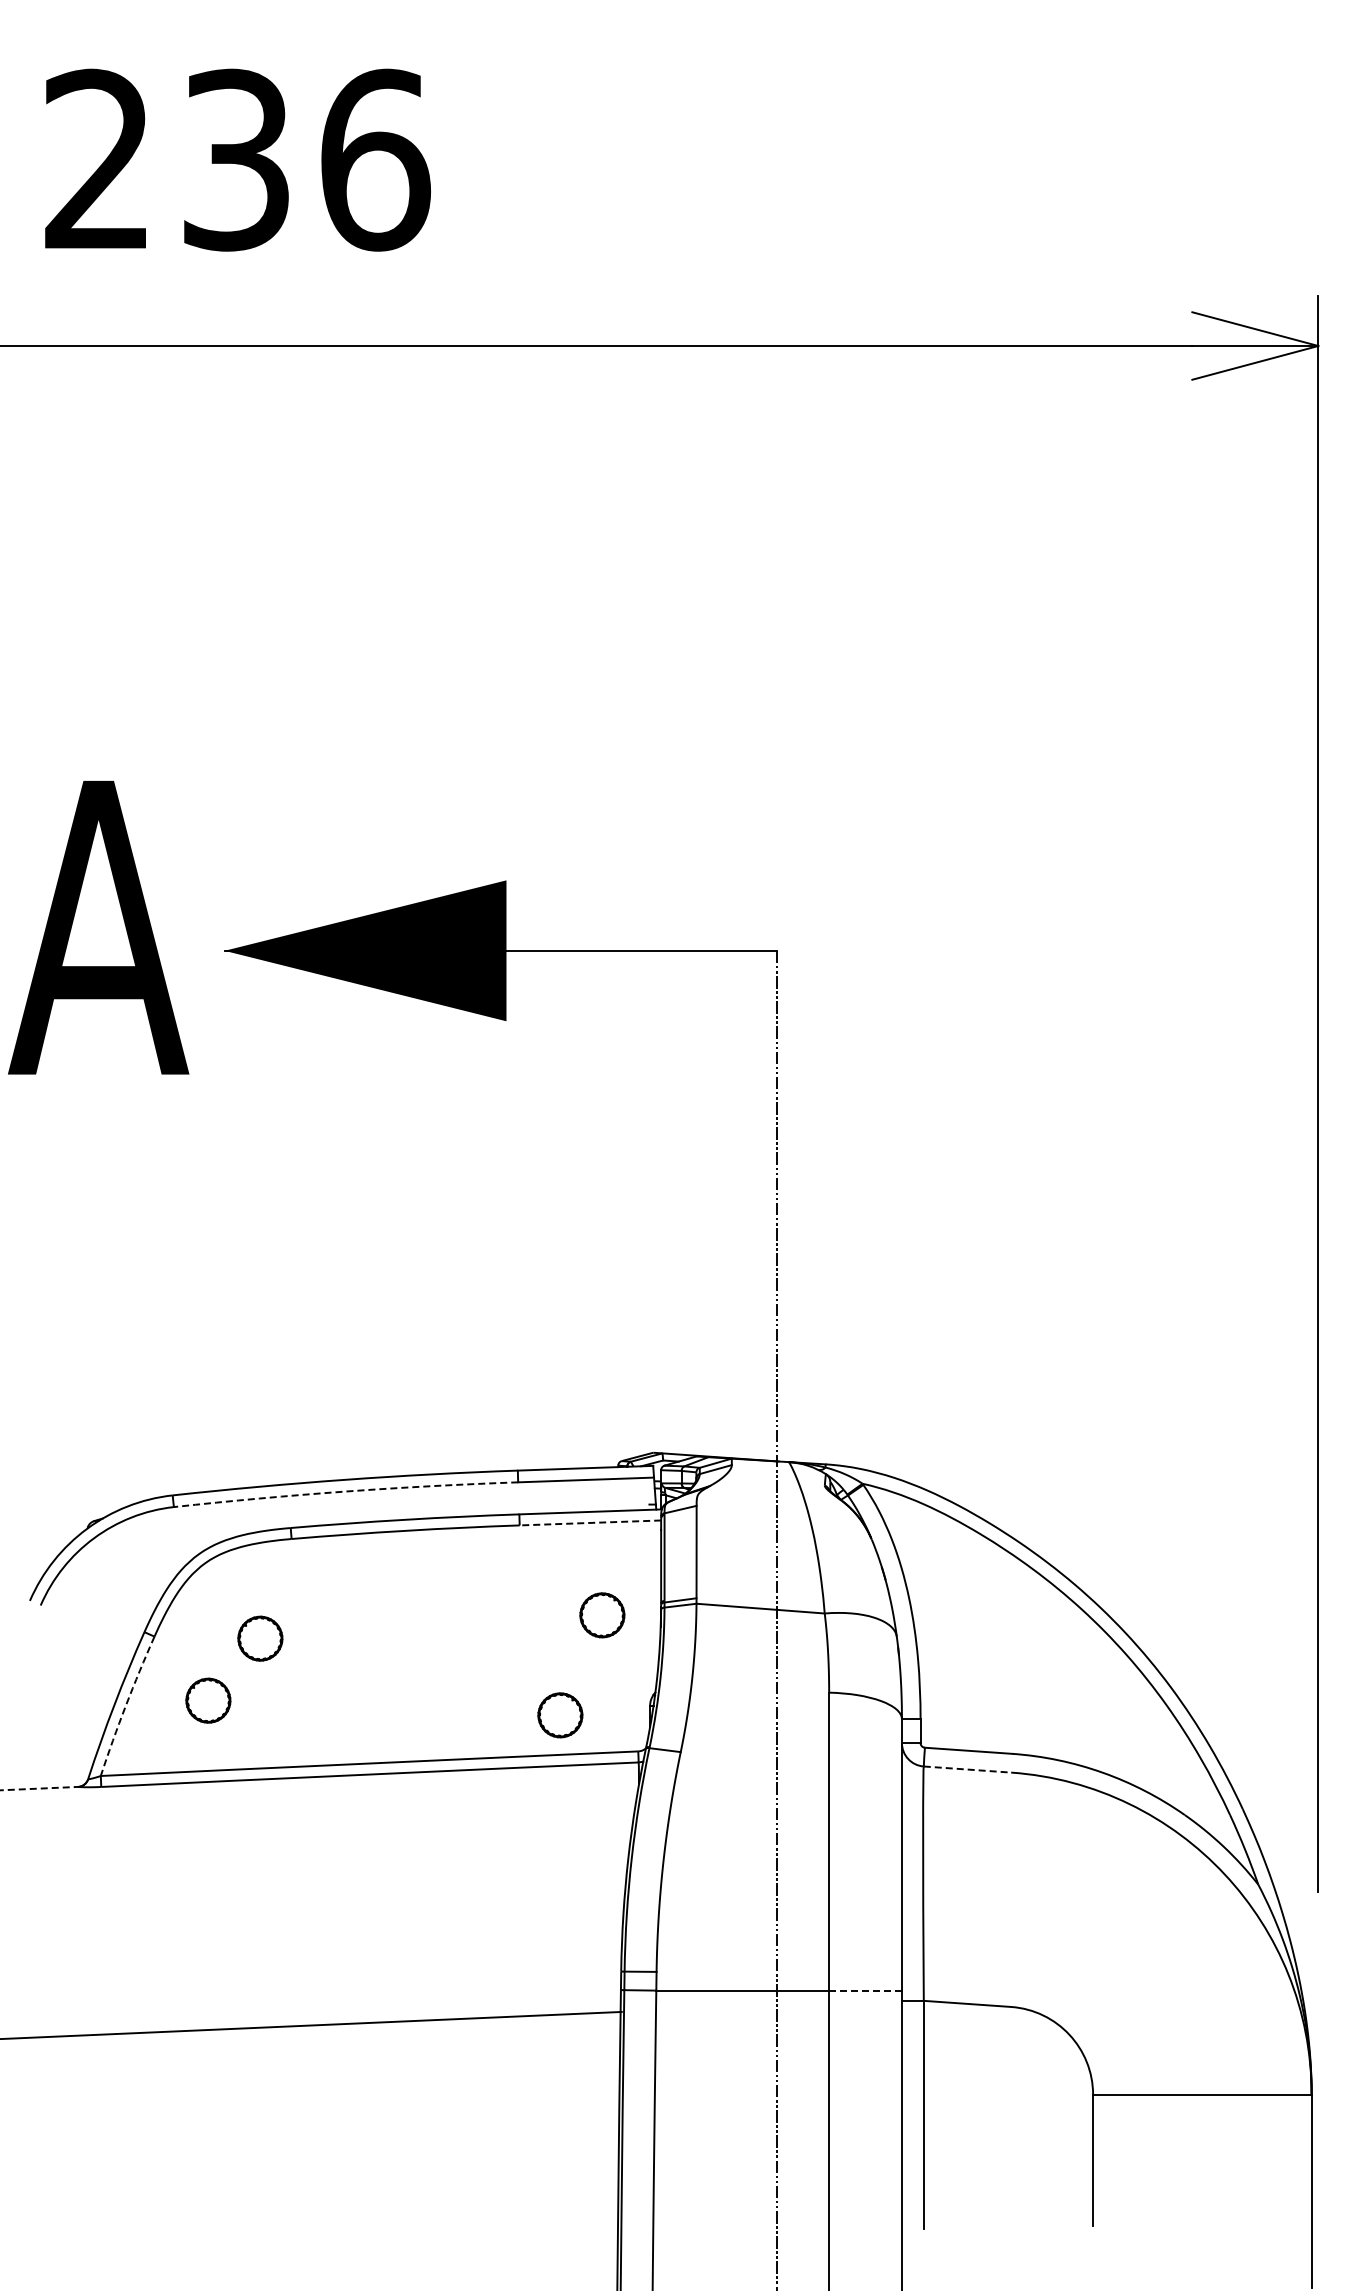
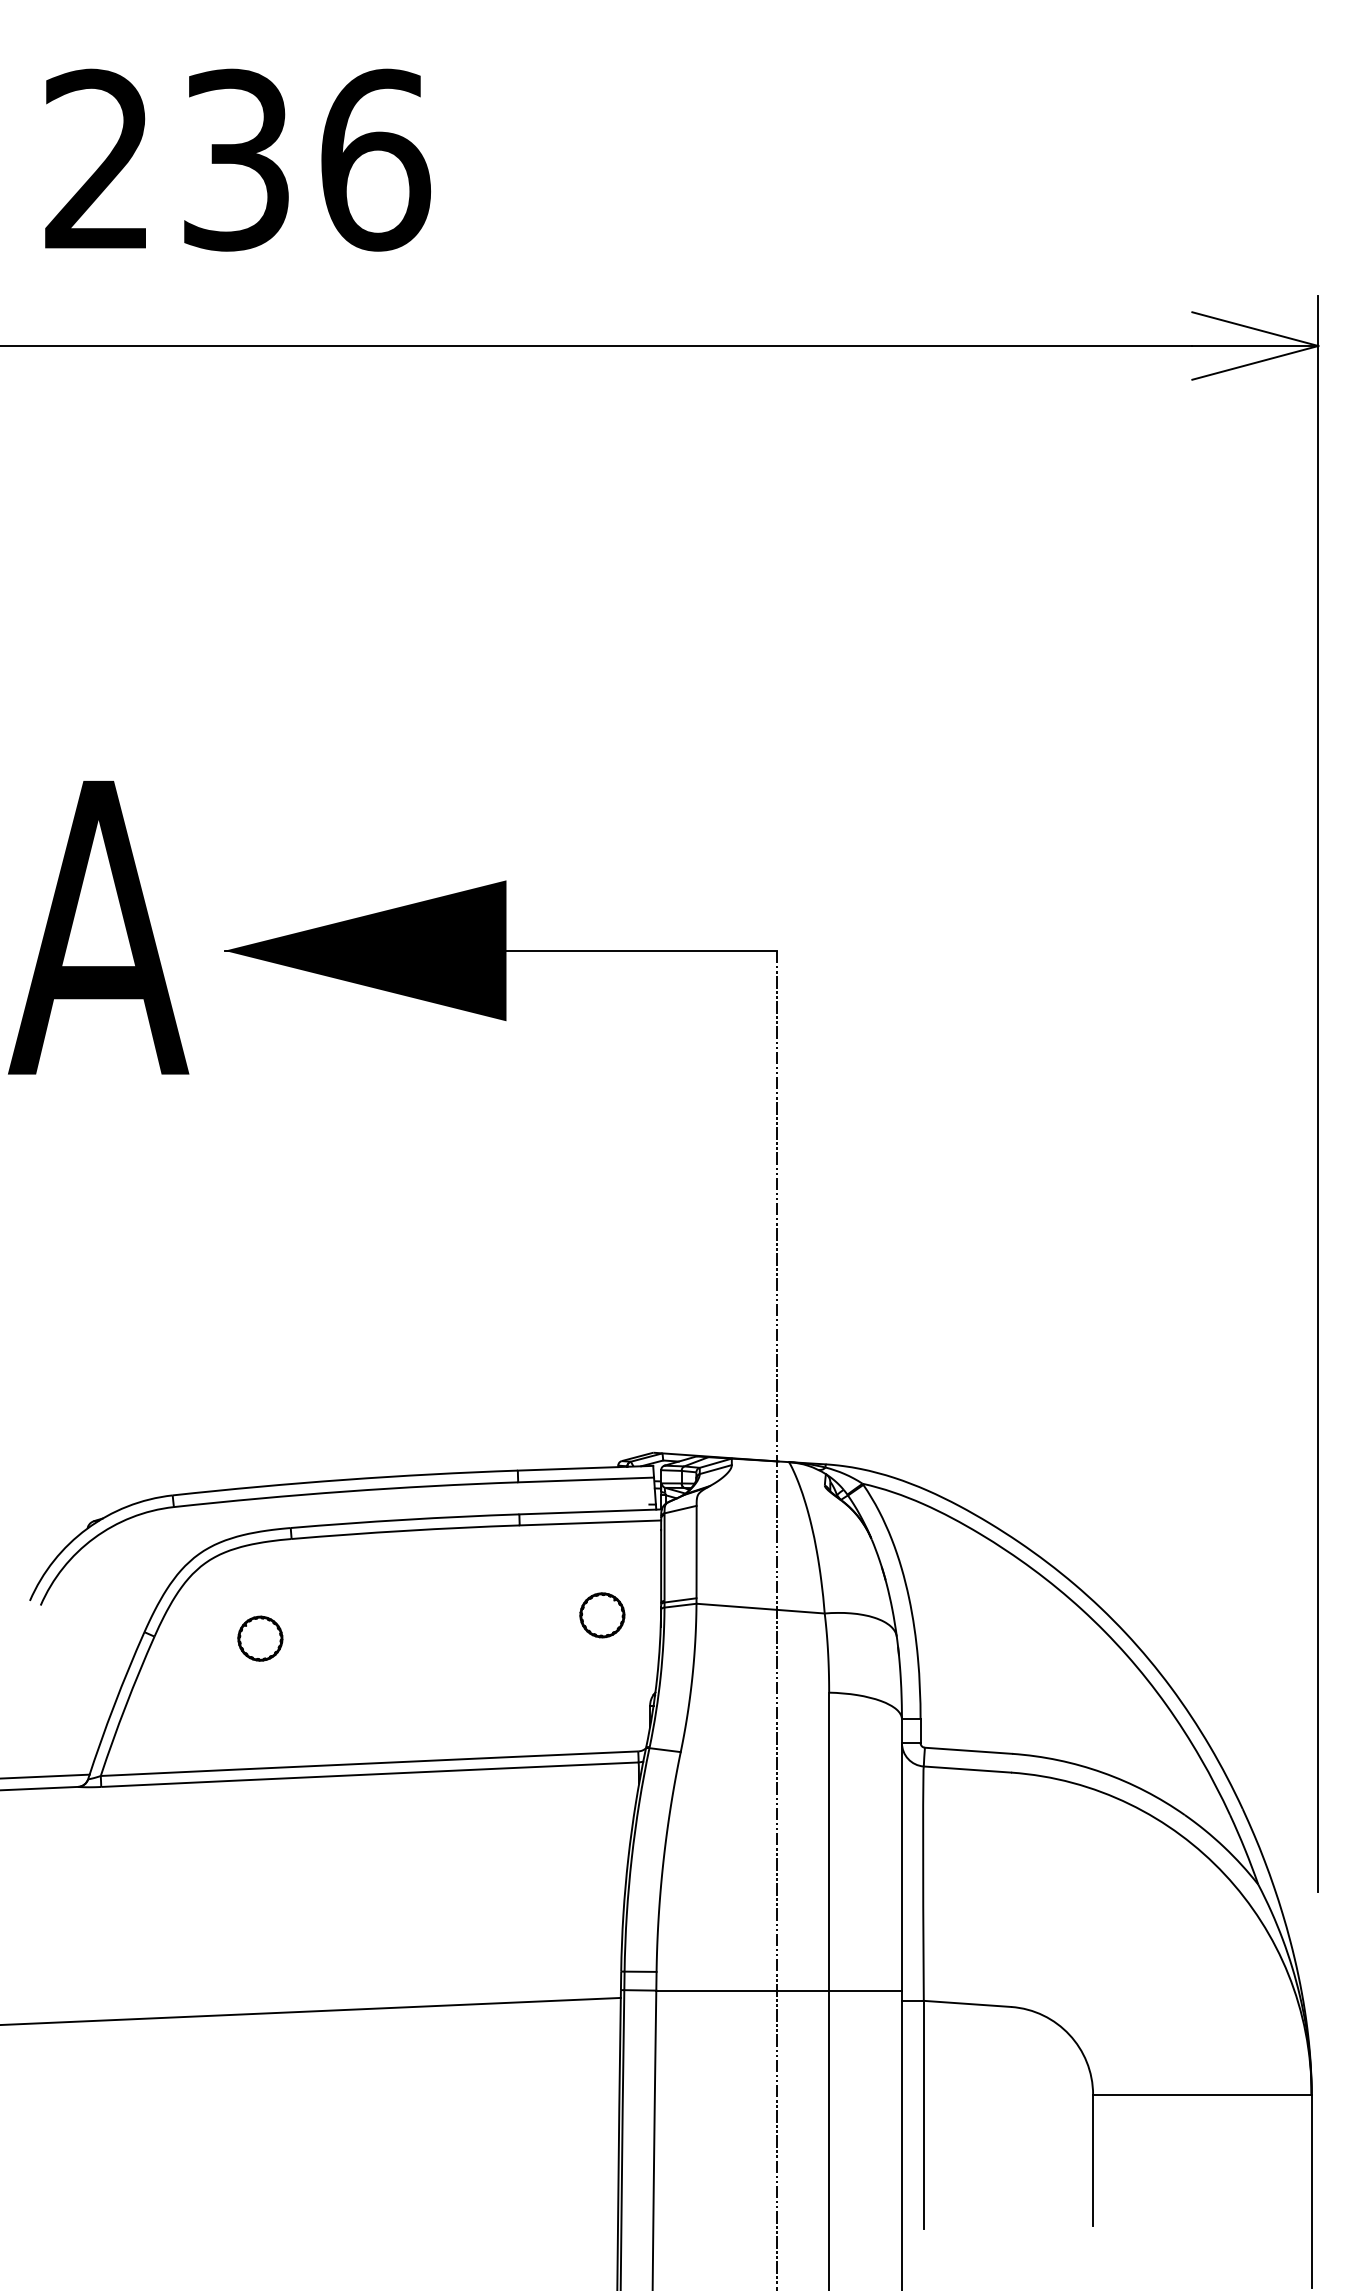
arc: dashed -> solid (345, 1491)
line: dashed -> solid (590, 1522)
part: present -> none (208, 1700)
arc: dashed -> solid (125, 1705)
part: present -> none (560, 1715)
line: dashed -> solid (967, 1769)
line: none -> present (45, 1776)
line: dashed -> solid (39, 1788)
line: dashed -> solid (865, 1990)
line position: (311, 2025) -> (311, 2010) (311, 2010)
